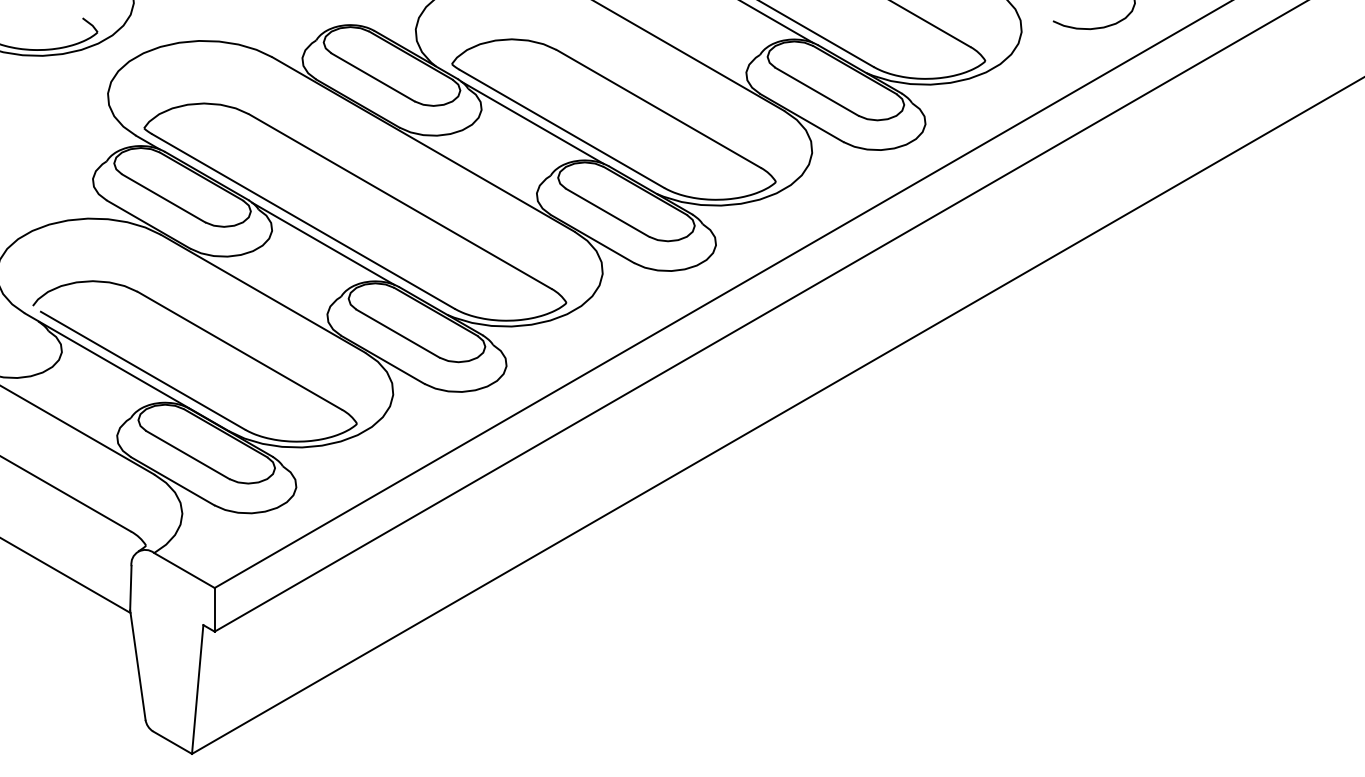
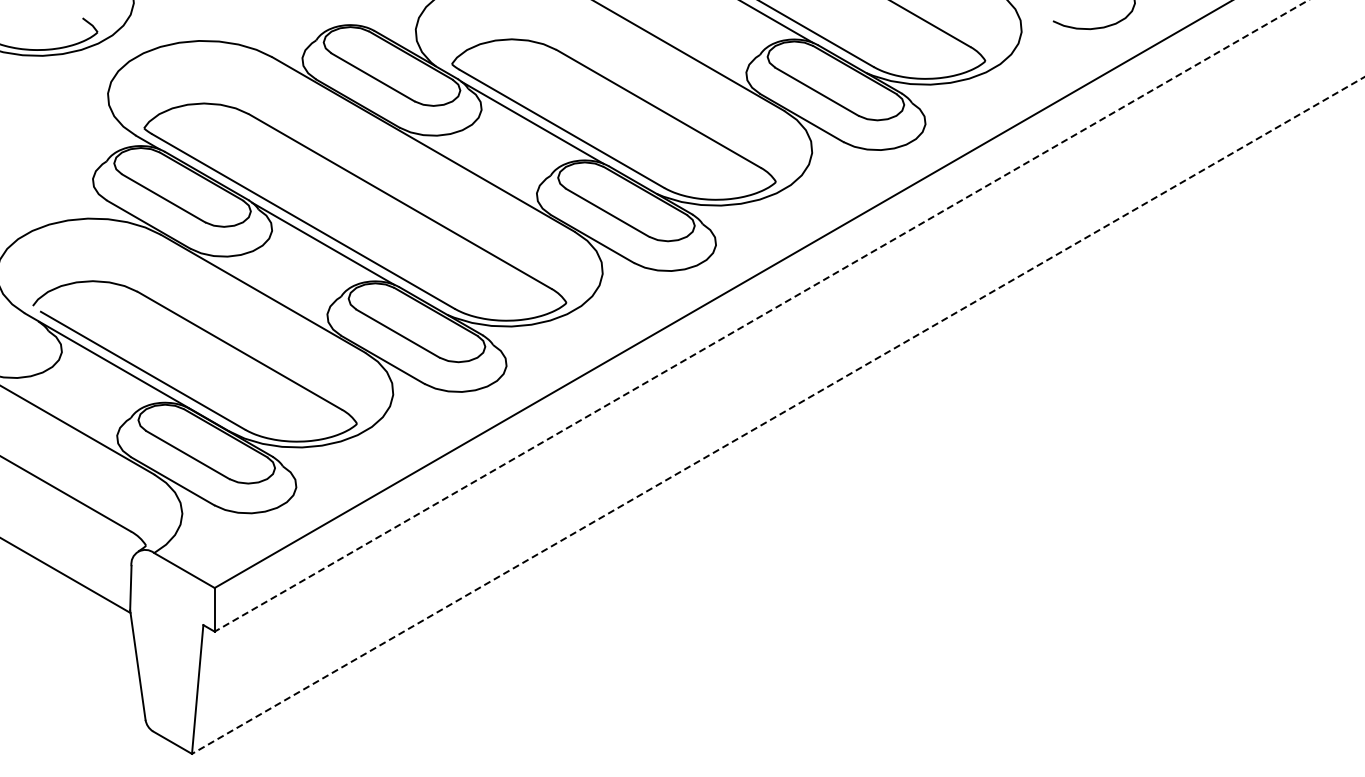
line: solid -> dashed (761, 316)
line: solid -> dashed (778, 415)
